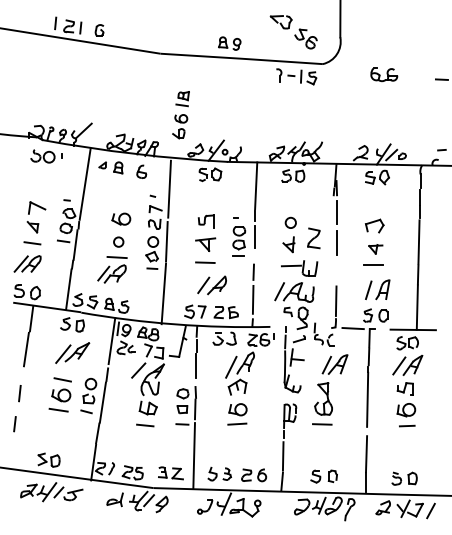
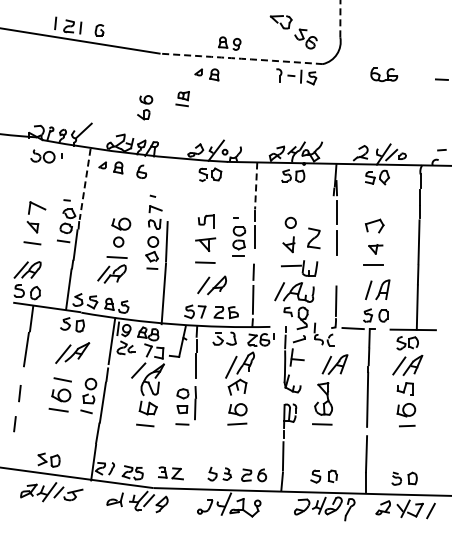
line: solid -> dashed (340, 18)
arc: solid -> dashed (241, 58)
part: none -> present (206, 74)
part position: (180, 126) -> (145, 107) (145, 107)
line: solid -> dashed (85, 184)
line: solid -> dashed (256, 185)
line: present -> none (169, 188)
part position: (121, 218) -> (121, 223) (121, 223)
part position: (27, 263) -> (27, 269) (27, 269)
line: present -> none (193, 455)
